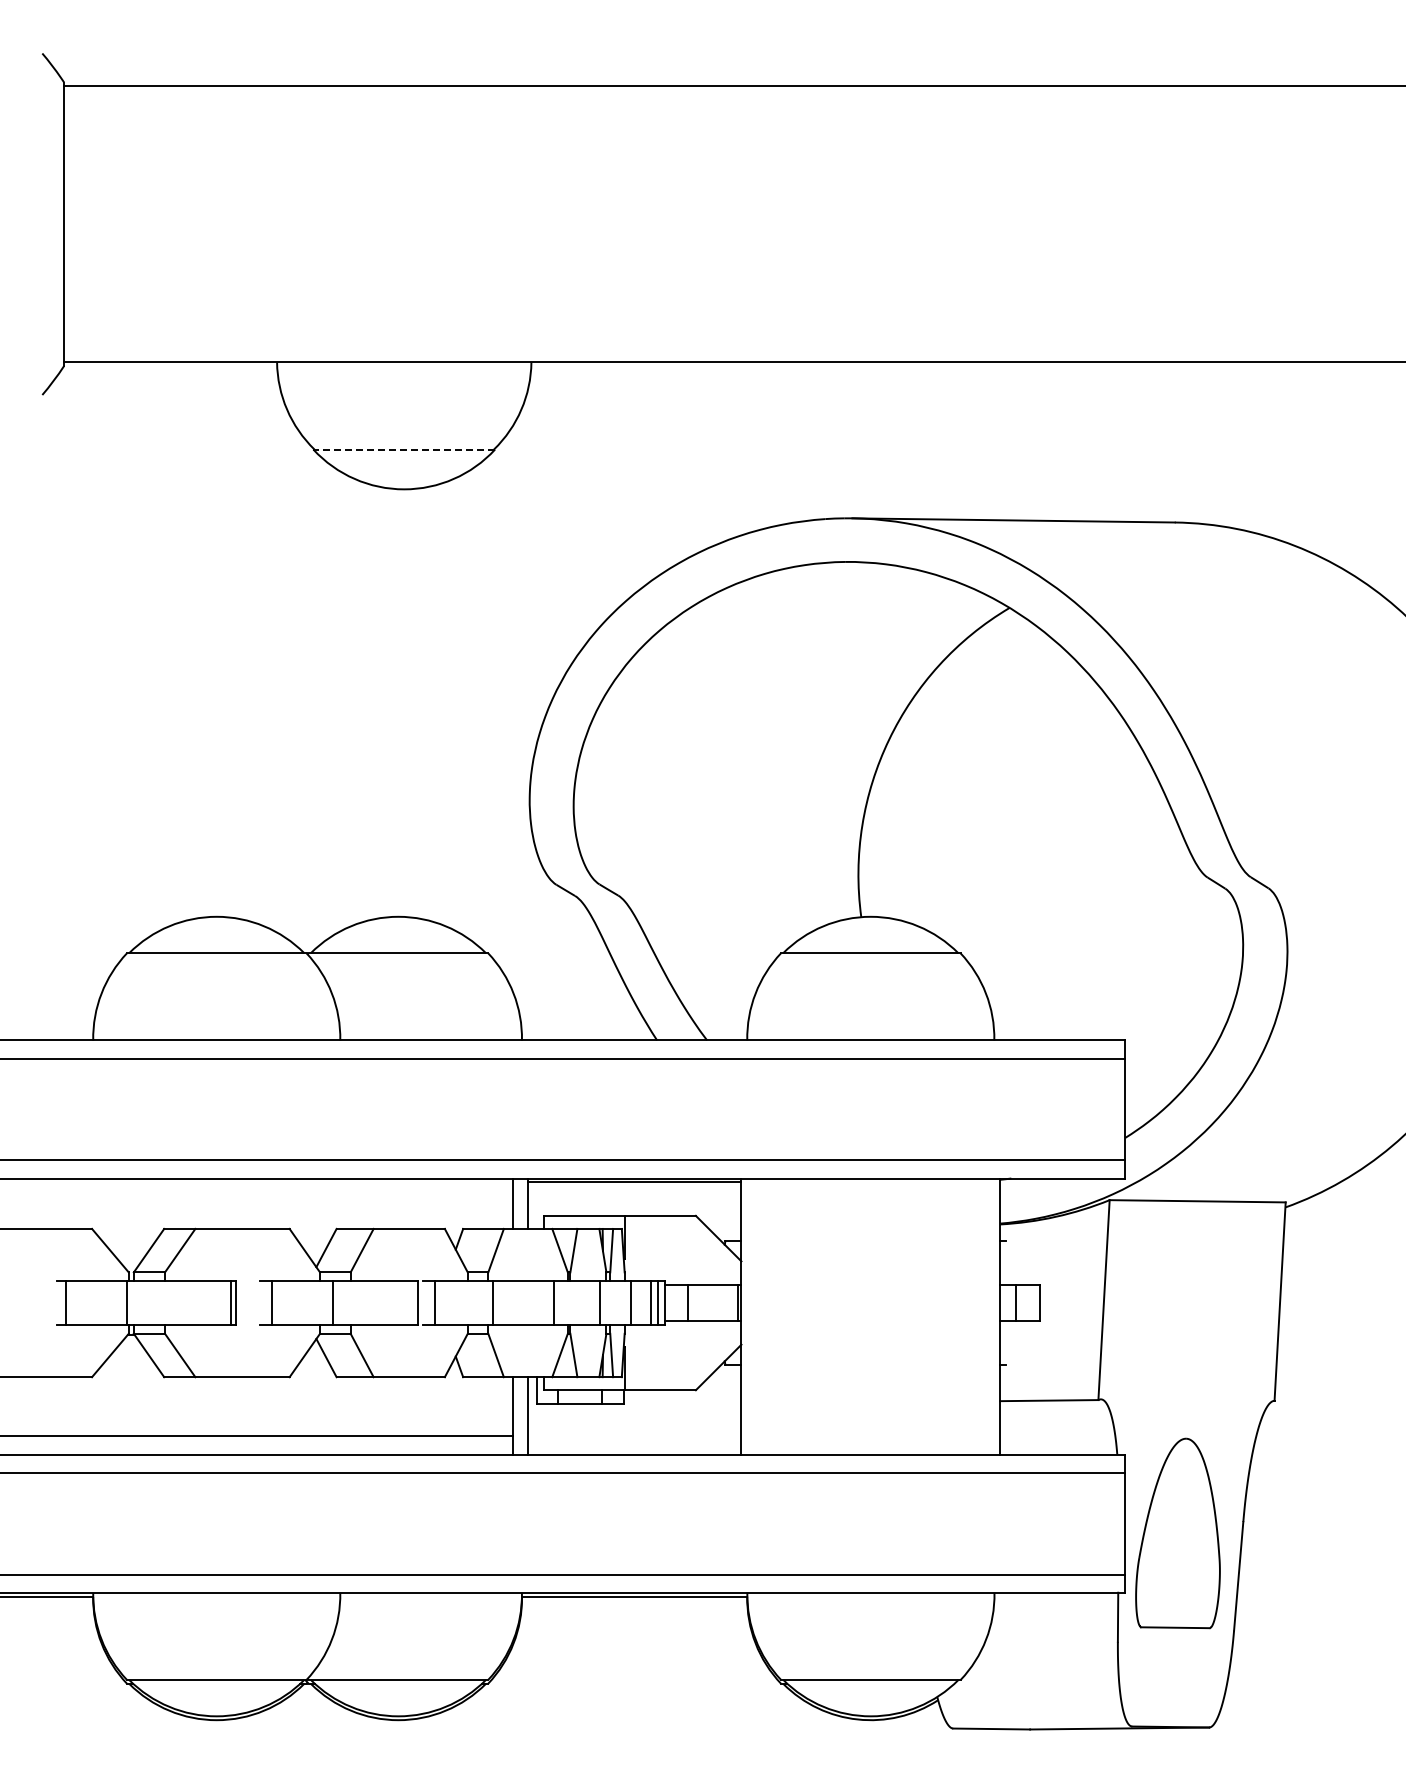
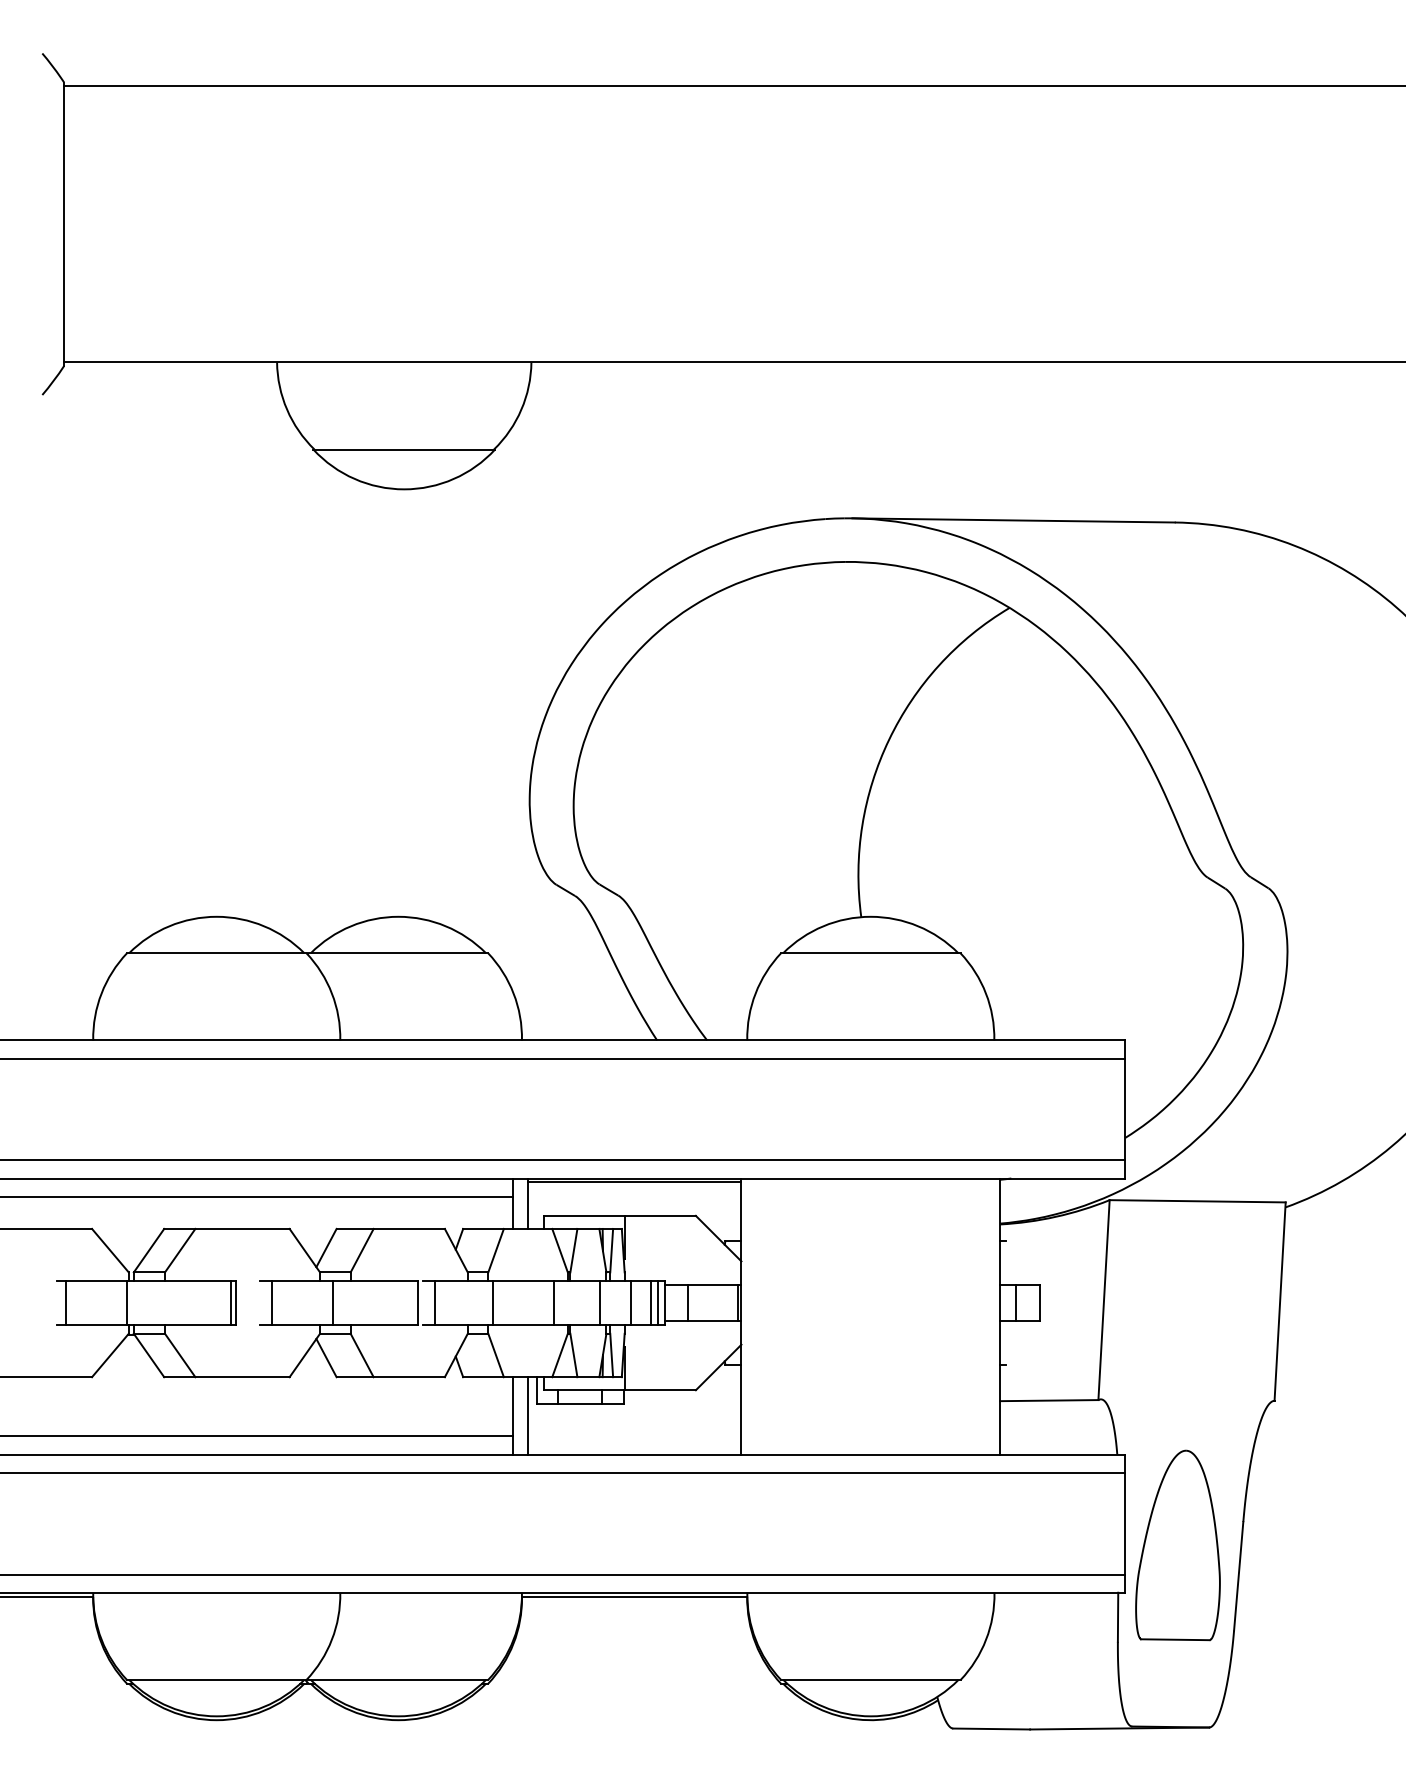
line: dashed -> solid (404, 449)
line: none -> present (257, 1196)
part position: (1177, 1533) -> (1177, 1545) (1177, 1545)
